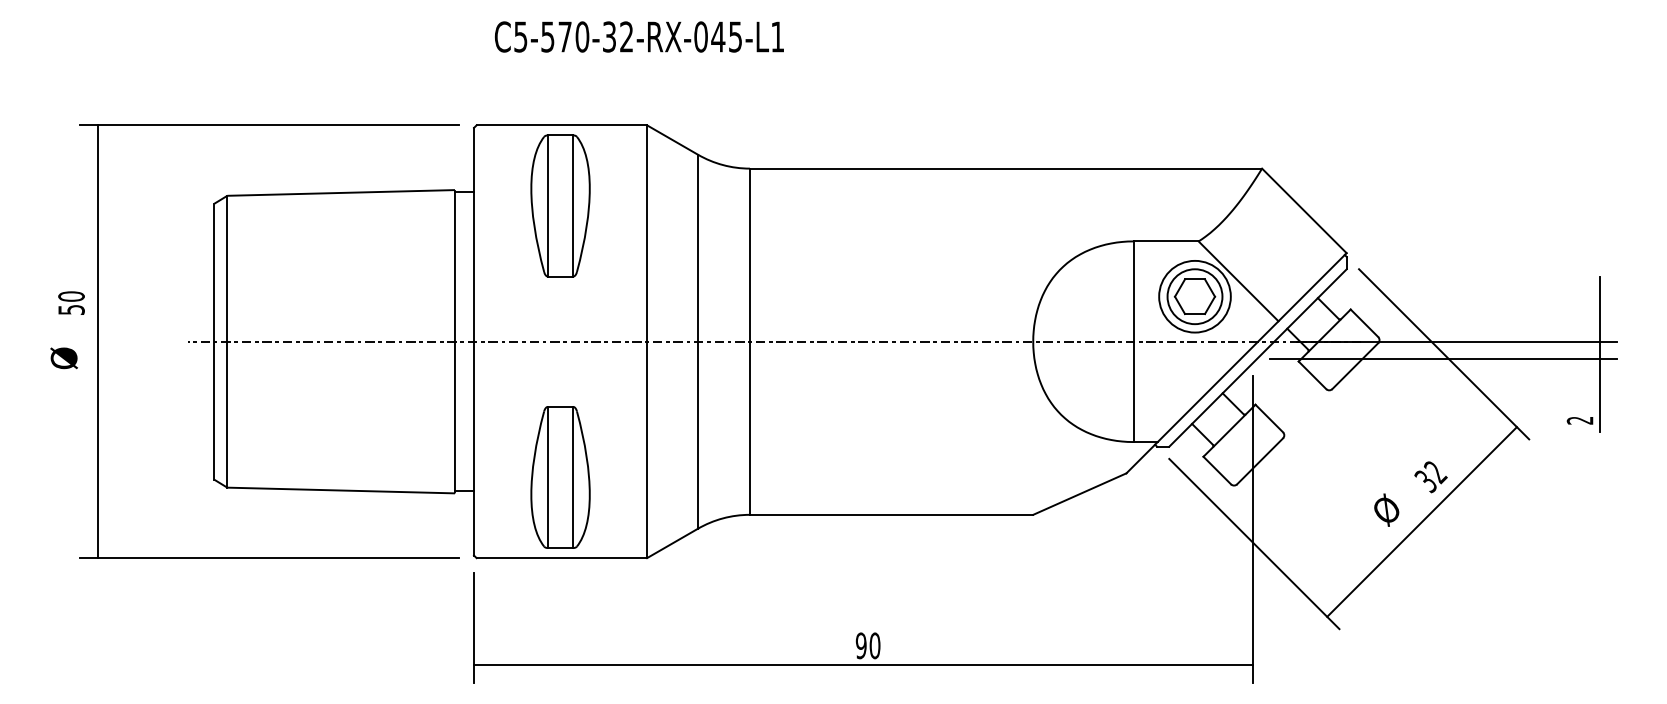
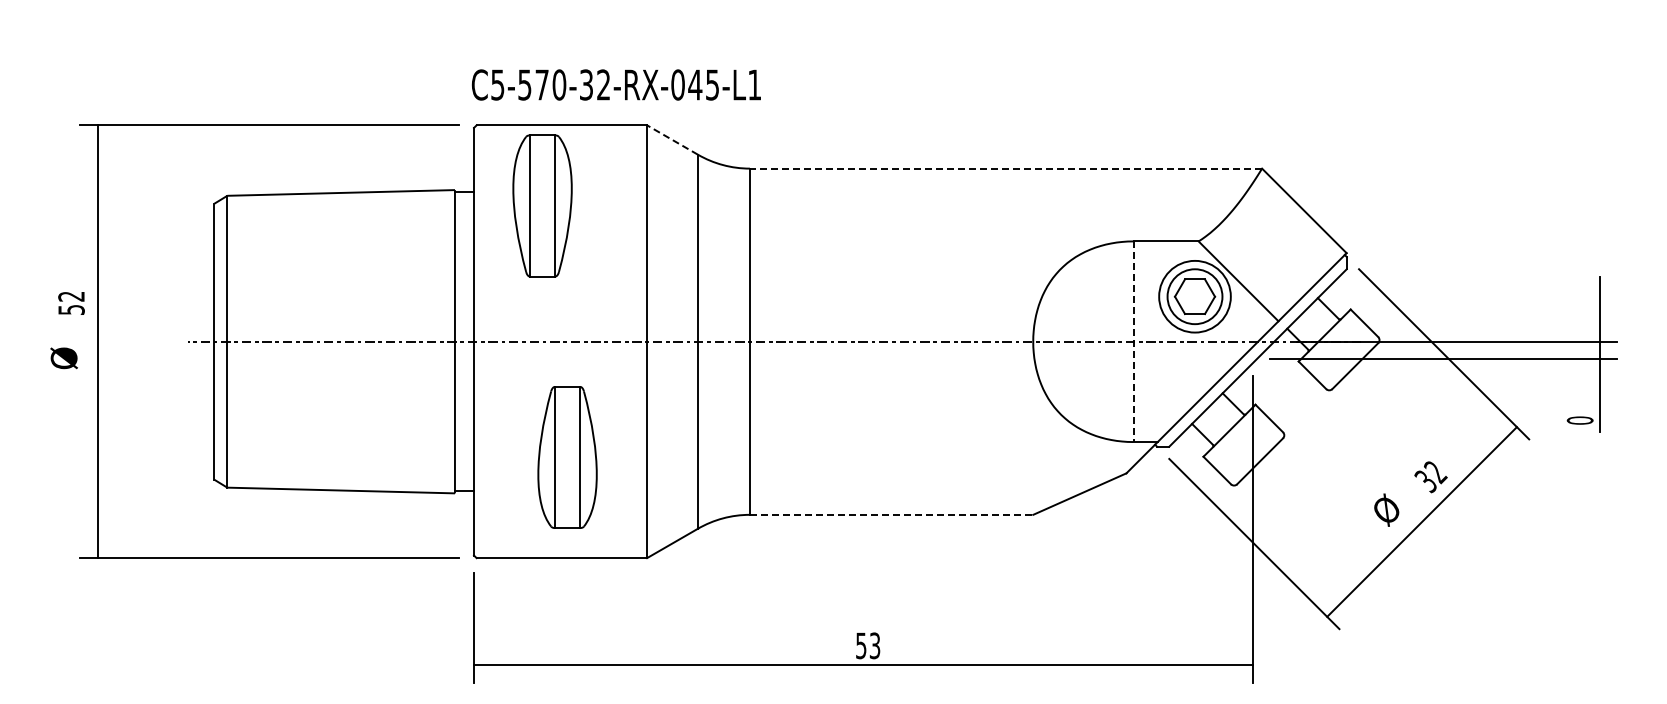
text position: (639, 36) -> (616, 84) (616, 84)
line: solid -> dashed (672, 139)
line: solid -> dashed (1005, 168)
part position: (560, 205) -> (542, 205) (542, 205)
text: 50 -> 52 (71, 296)
line: solid -> dashed (1133, 342)
text: 2 -> 0 (1579, 420)
part position: (560, 477) -> (567, 457) (567, 457)
line: solid -> dashed (891, 514)
text: 90 -> 53 (867, 645)
